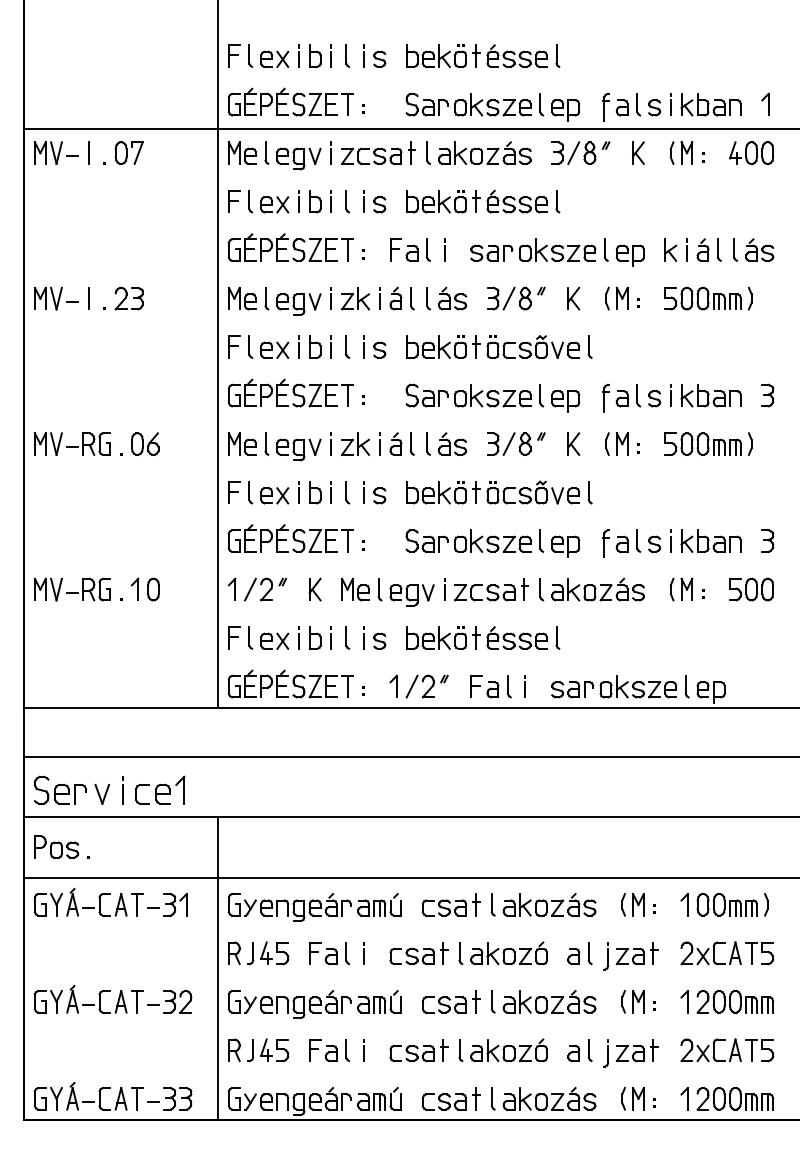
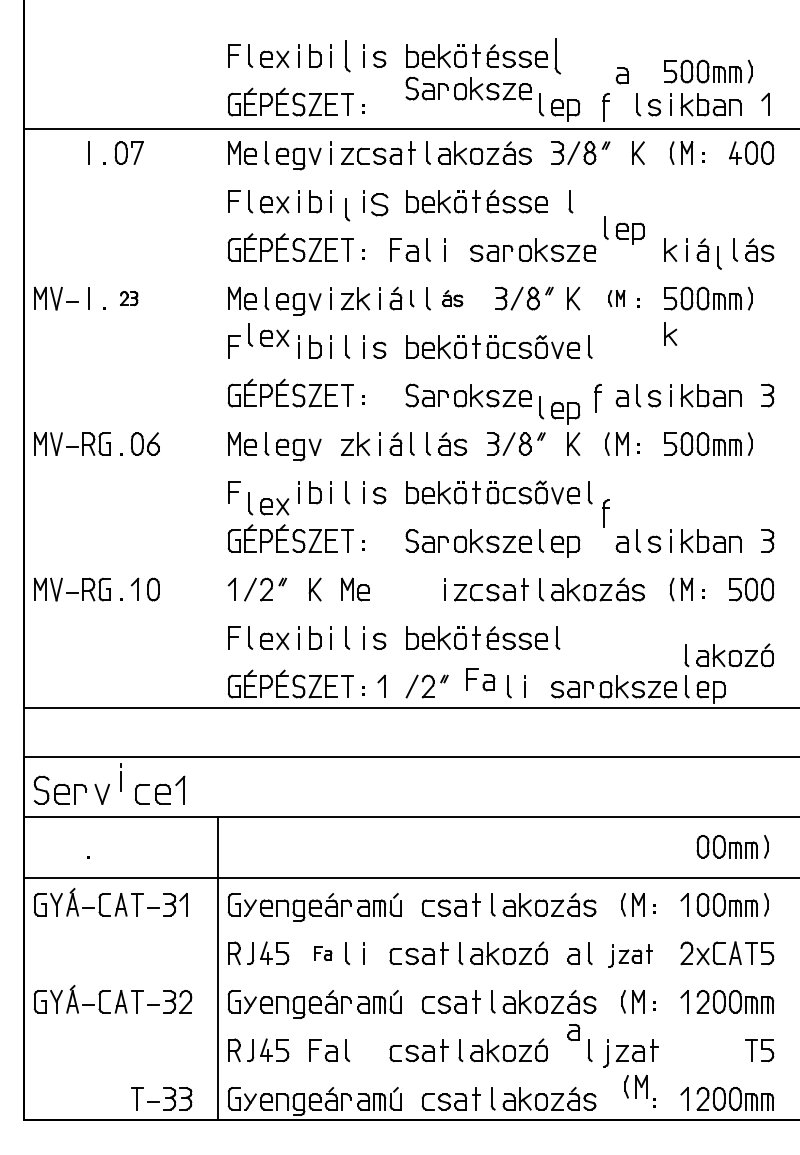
part size: 6x24 px -> 7x33 px (347, 56)
part size: 6x24 px -> 8x37 px (557, 56)
part: none -> present (708, 71)
part position: (468, 104) -> (468, 88) (468, 88)
part position: (621, 107) -> (621, 75) (621, 75)
part: present -> none (56, 152)
part position: (347, 201) -> (347, 209) (347, 209)
part position: (557, 201) -> (570, 201) (570, 201)
part size: 14x18 px -> 18x24 px (379, 204)
part position: (719, 249) -> (719, 257) (719, 257)
part position: (624, 252) -> (624, 230) (624, 230)
part size: 30x25 px -> 19x16 px (129, 298)
part size: 5x24 px -> 5x18 px (412, 298)
part size: 30x25 px -> 22x18 px (452, 298)
part position: (516, 298) -> (524, 298) (524, 298)
part size: 24x25 px -> 18x18 px (616, 298)
part: none -> present (670, 333)
part position: (268, 346) -> (268, 334) (268, 334)
line: present -> none (218, 355)
part position: (605, 397) -> (597, 397) (597, 397)
part position: (559, 398) -> (559, 410) (559, 410)
line: present -> none (330, 443)
part position: (268, 492) -> (268, 503) (268, 503)
part position: (605, 543) -> (605, 513) (605, 513)
part: present -> none (405, 592)
part: none -> present (728, 655)
part position: (393, 685) -> (381, 685) (381, 685)
part position: (484, 686) -> (480, 679) (480, 679)
line position: (122, 790) -> (120, 777) (120, 777)
part: present -> none (56, 846)
part: none -> present (732, 846)
part size: 29x24 px -> 19x15 px (323, 953)
part size: 56x29 px -> 45x24 px (630, 955)
line: present -> none (363, 1050)
part: present -> none (710, 1050)
part position: (573, 1053) -> (573, 1032) (573, 1032)
part: present -> none (80, 1095)
part position: (632, 1098) -> (635, 1086) (635, 1086)
